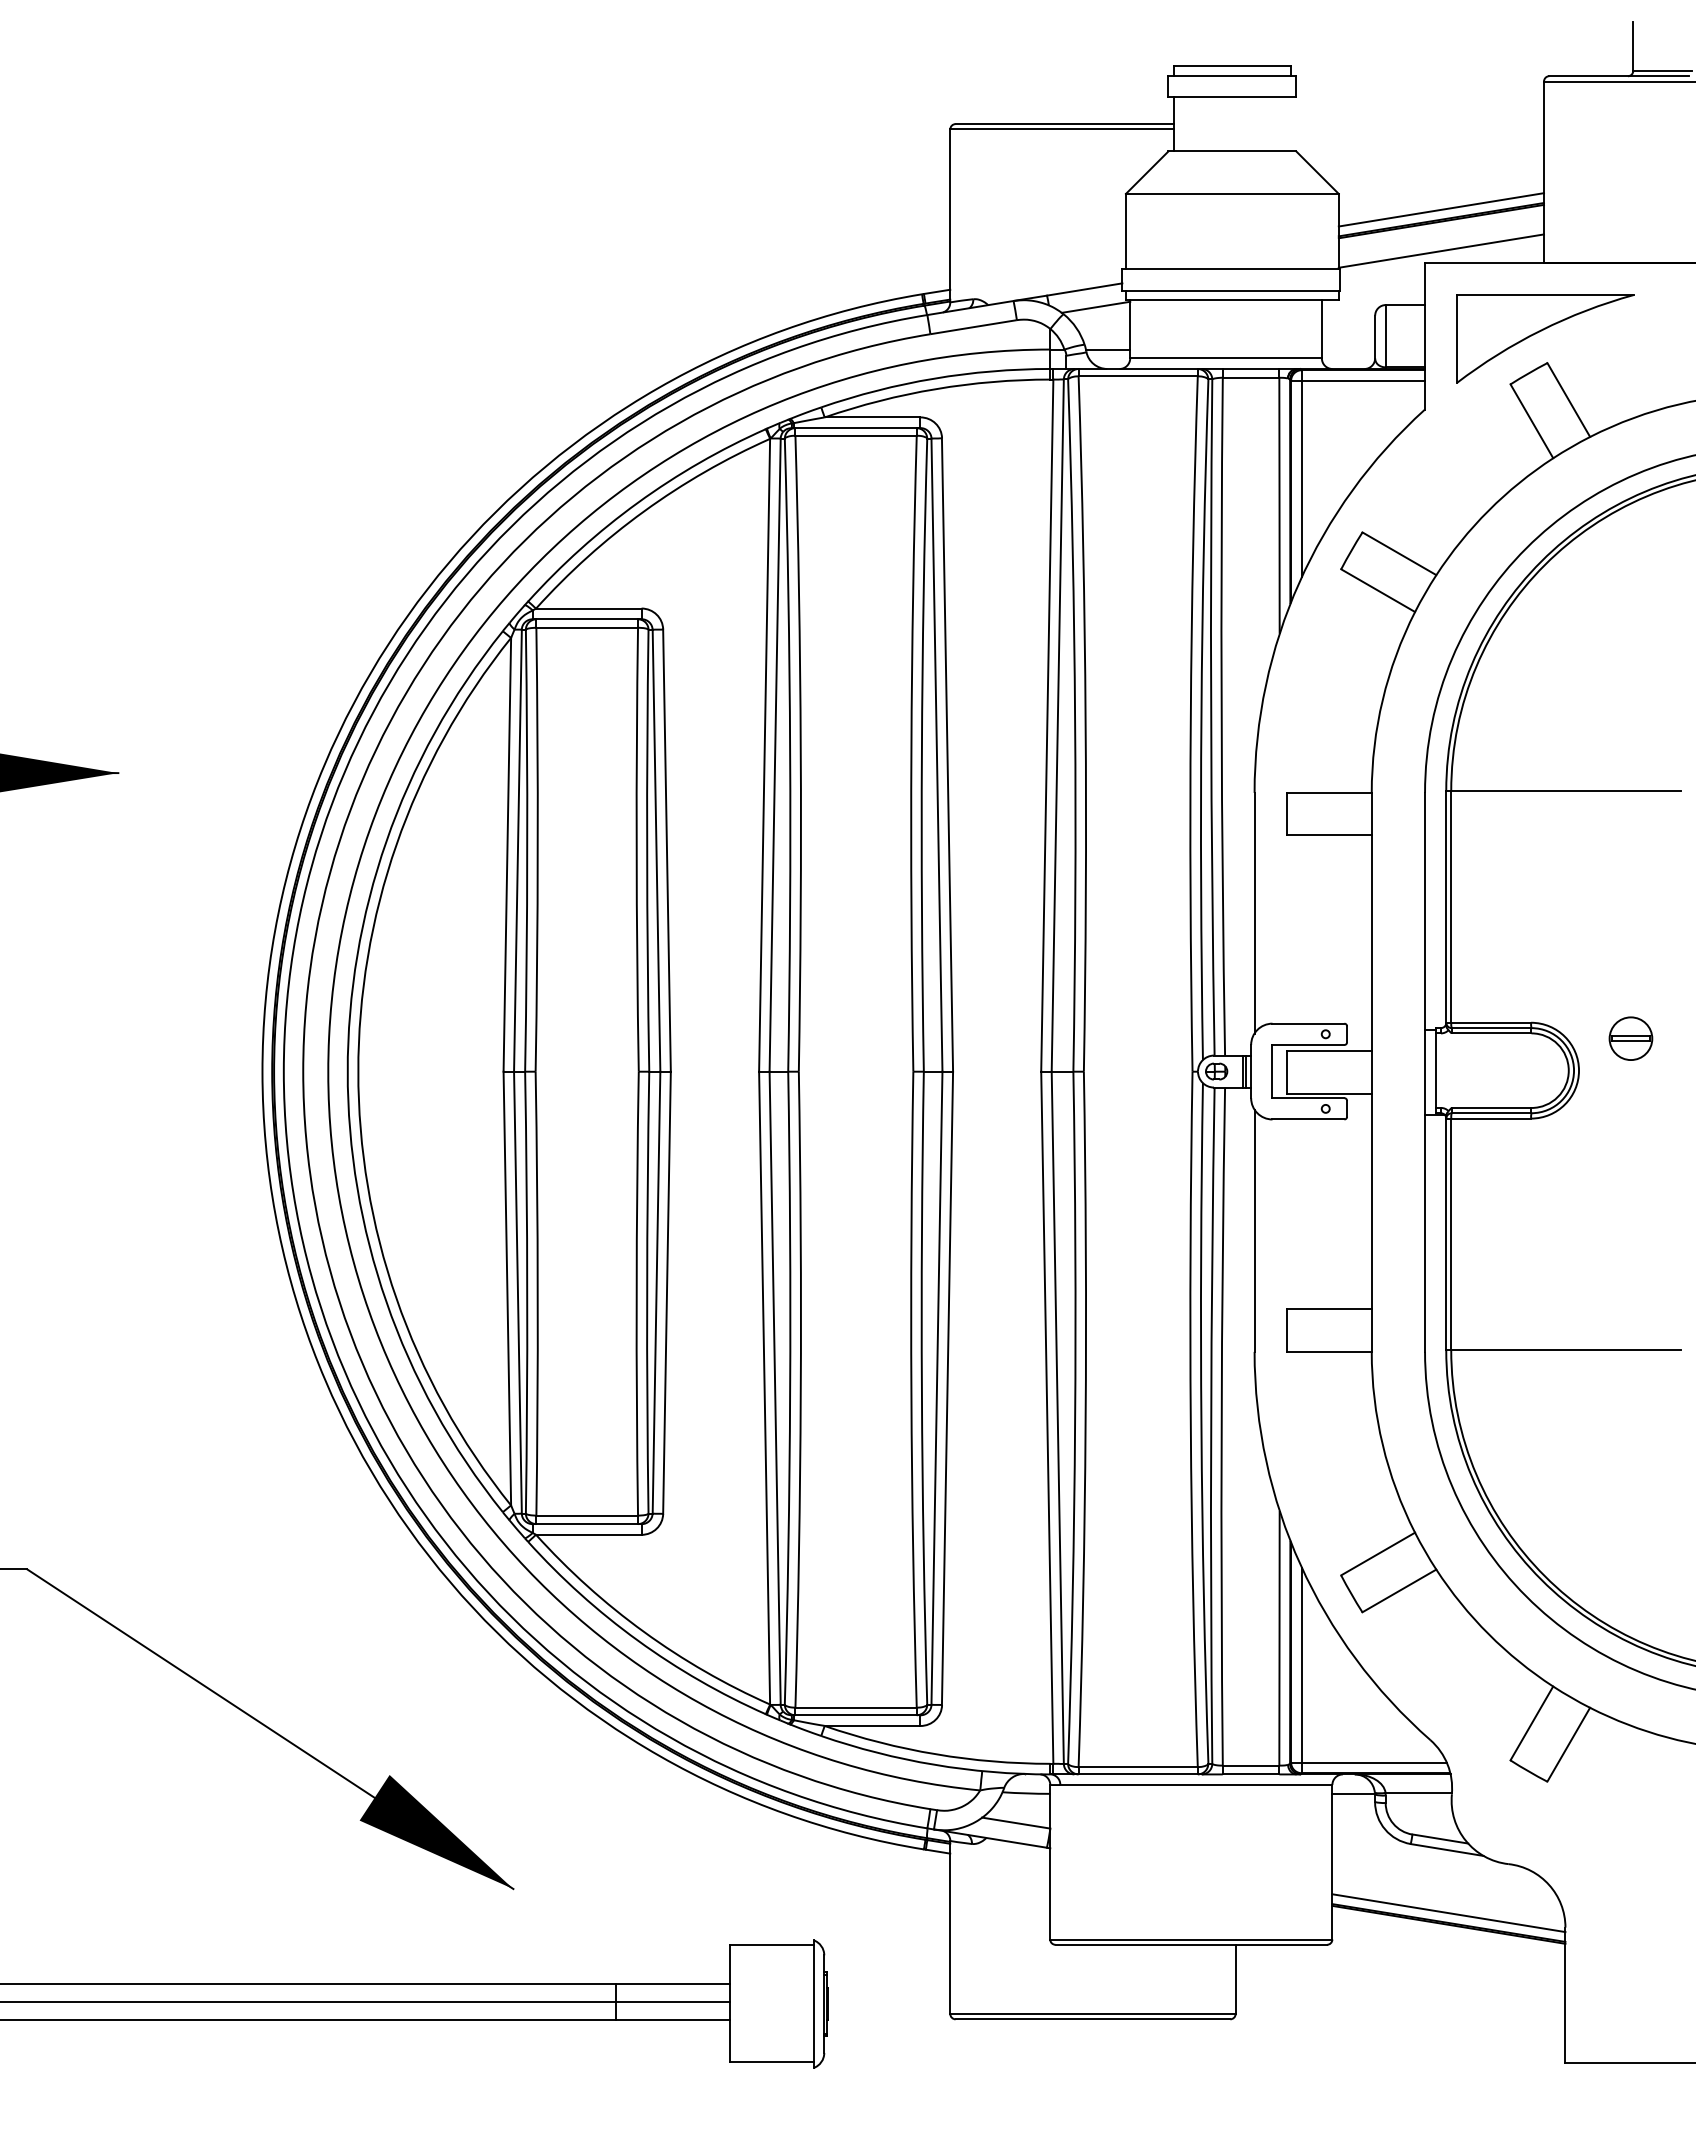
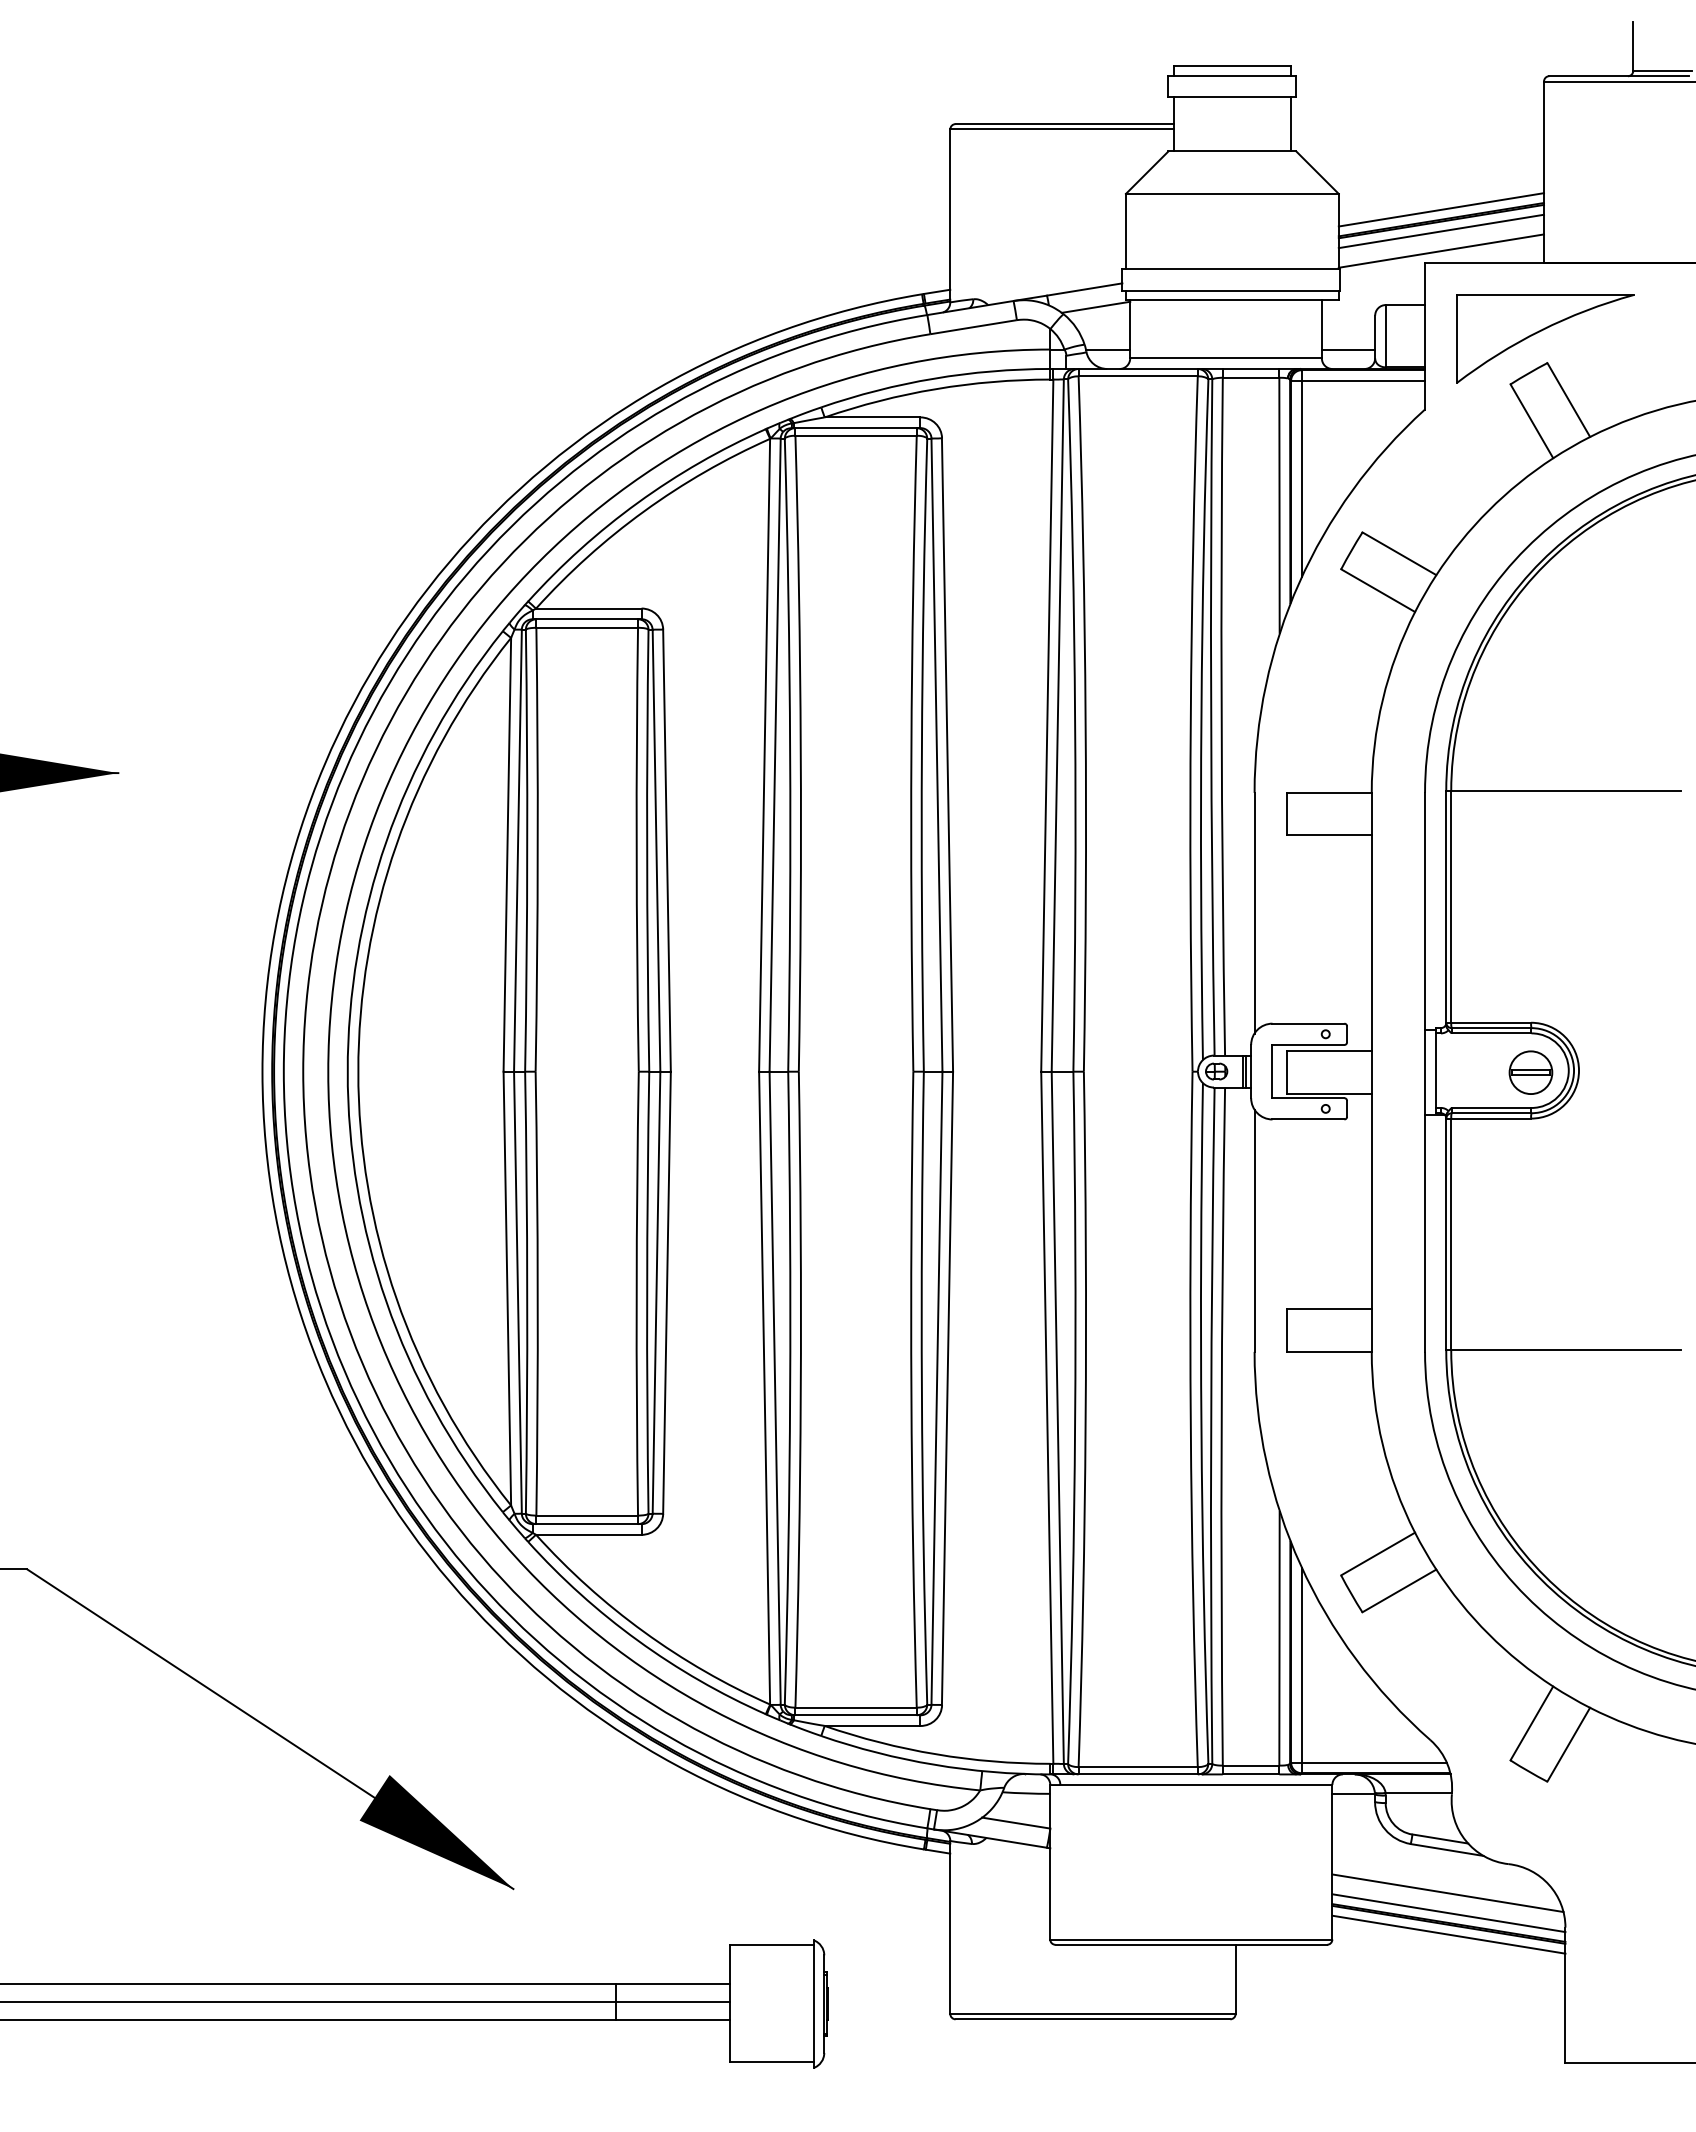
line: none -> present (1290, 124)
line: none -> present (1440, 231)
line: none -> present (1348, 349)
part position: (1630, 1038) -> (1530, 1072) (1530, 1072)
line: none -> present (1447, 1893)
line: none -> present (1448, 1934)
